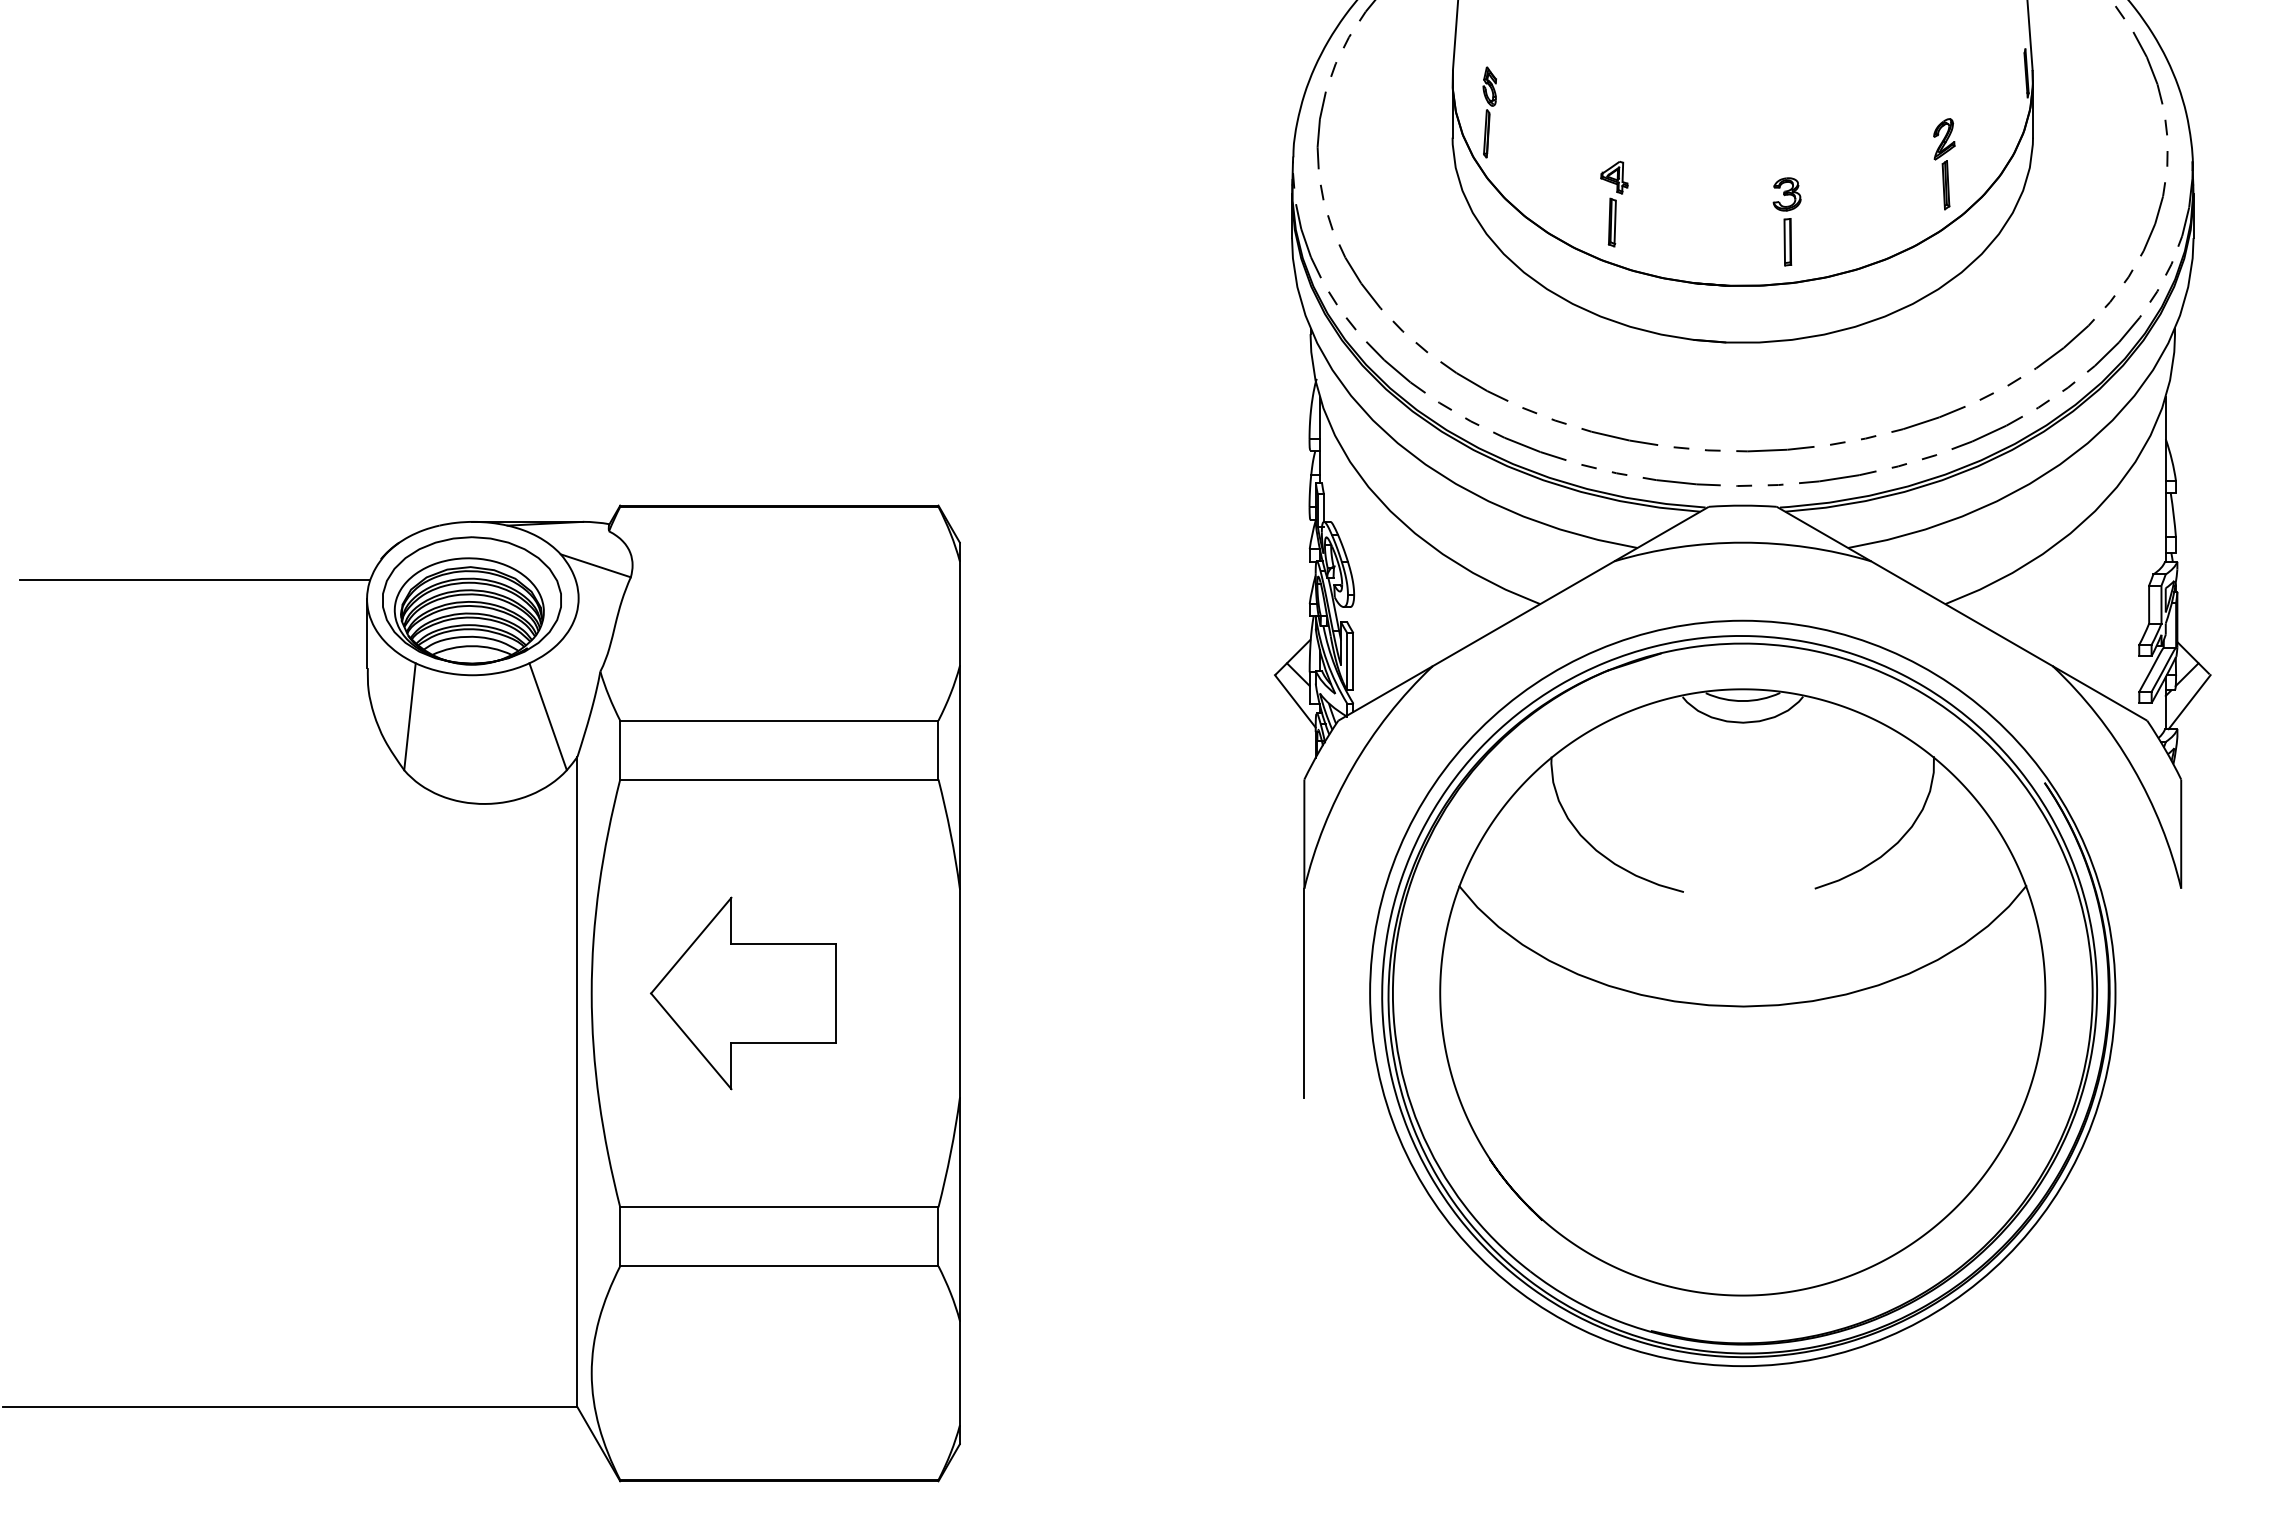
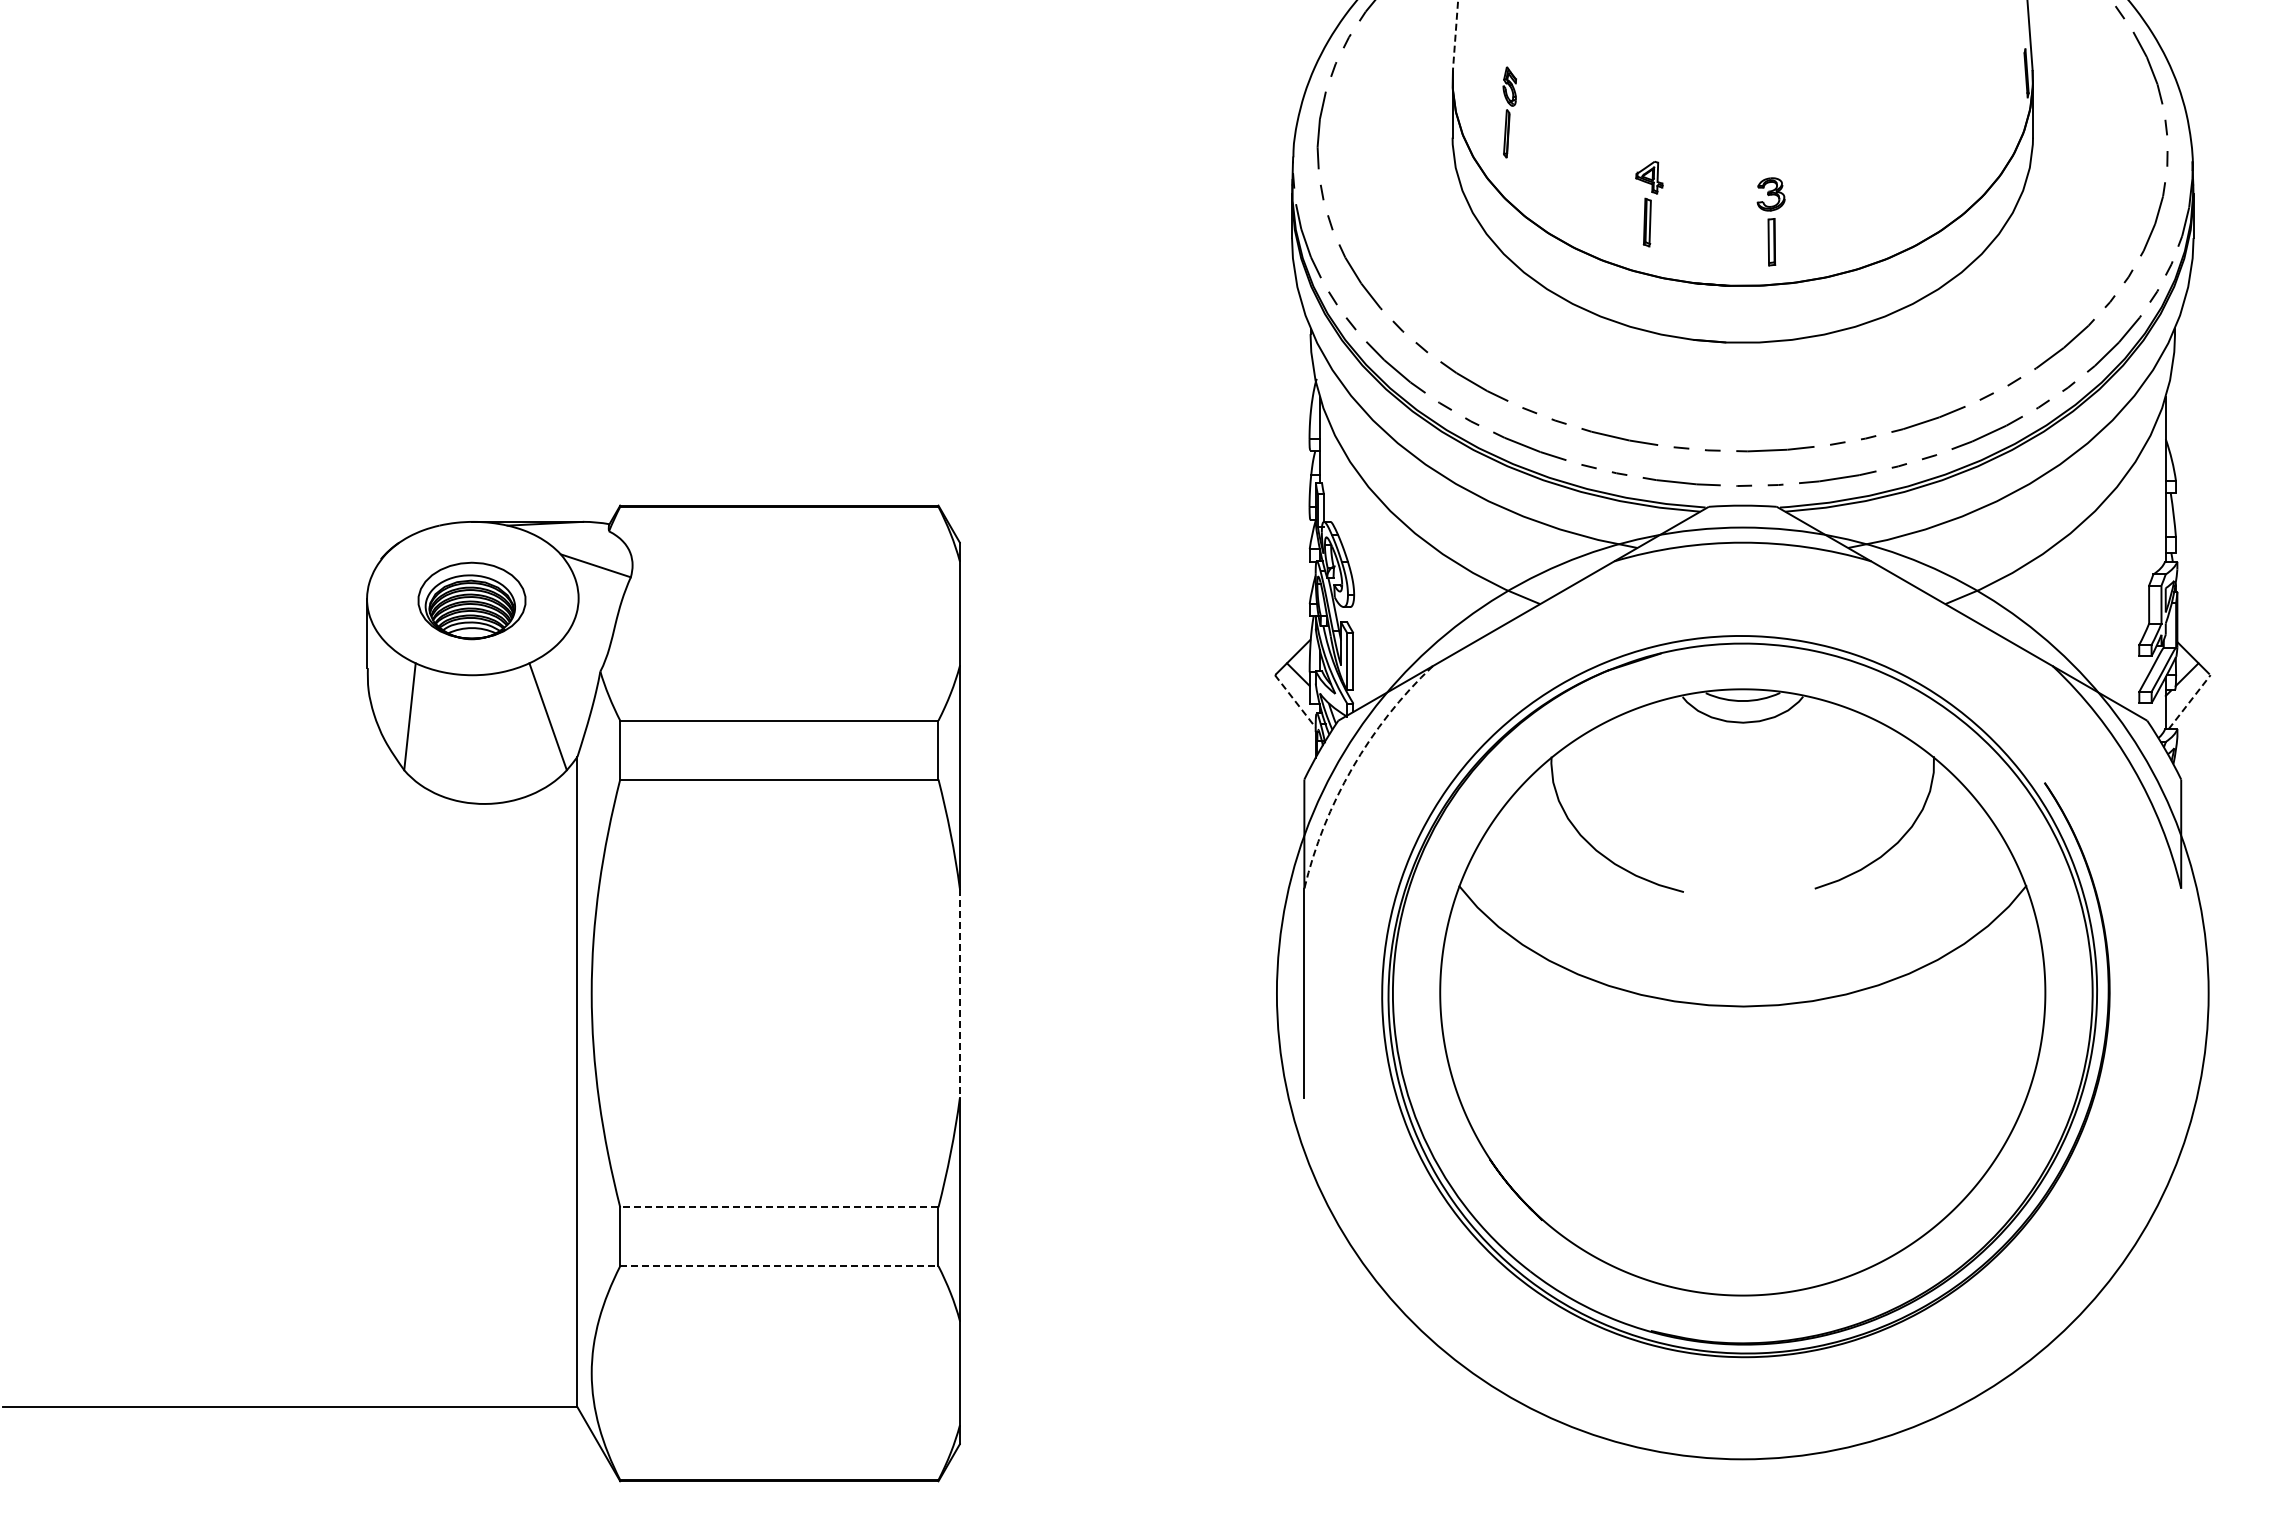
line: solid -> dashed (1455, 35)
part position: (1489, 112) -> (1509, 112) (1509, 112)
part: present -> none (1944, 164)
part position: (1614, 204) -> (1649, 204) (1649, 204)
part position: (1786, 221) -> (1770, 221) (1770, 221)
line: present -> none (194, 579)
part size: 180x130 px -> 110x80 px (471, 600)
line: solid -> dashed (1295, 701)
line: solid -> dashed (2189, 701)
arc: solid -> dashed (1352, 768)
part: present -> none (743, 993)
line: solid -> dashed (959, 993)
circle diameter: 745 px -> 932 px (1742, 993)
line: solid -> dashed (778, 1207)
line: solid -> dashed (779, 1266)
